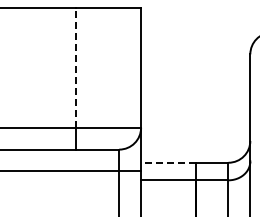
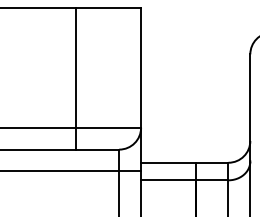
line: dashed -> solid (75, 67)
line: dashed -> solid (167, 162)
